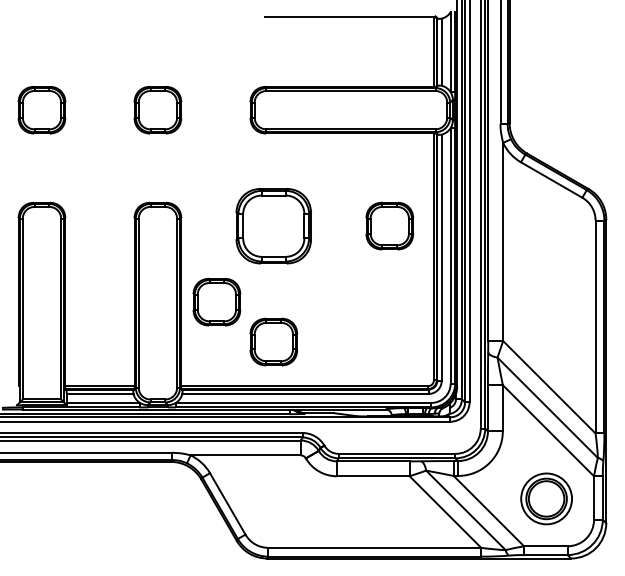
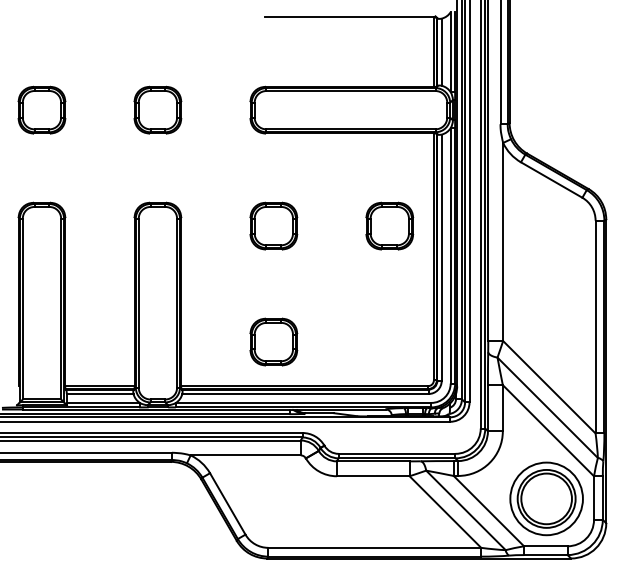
part size: 78x77 px -> 50x50 px (273, 225)
part: present -> none (216, 301)
part size: 53x54 px -> 75x76 px (546, 498)
